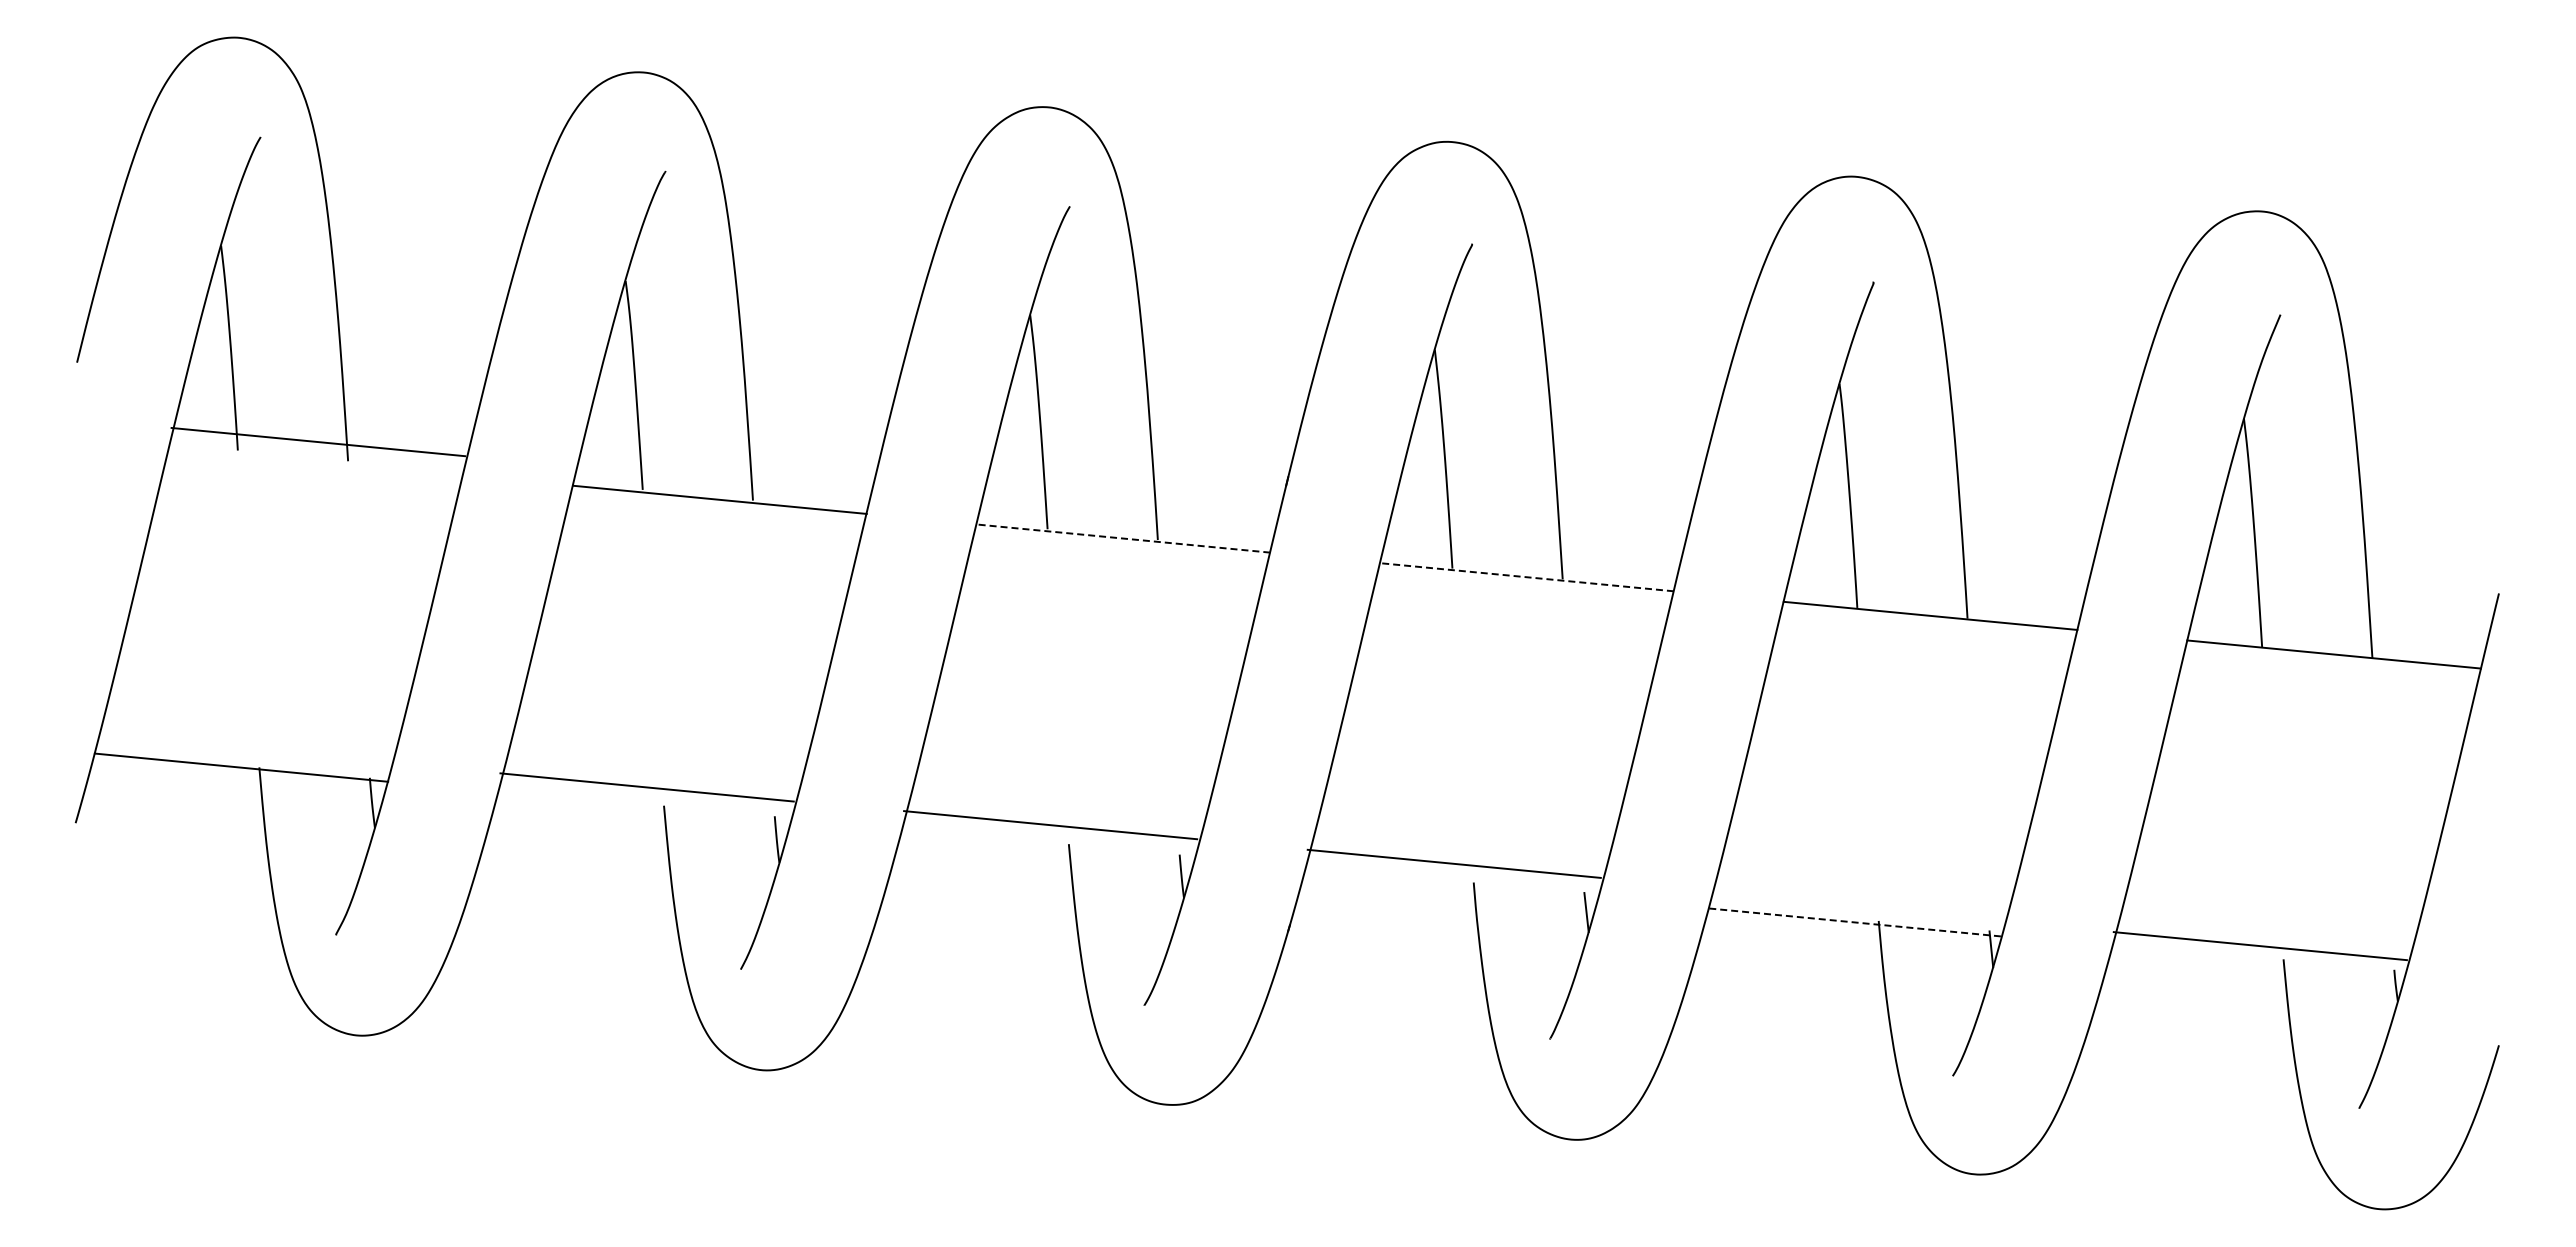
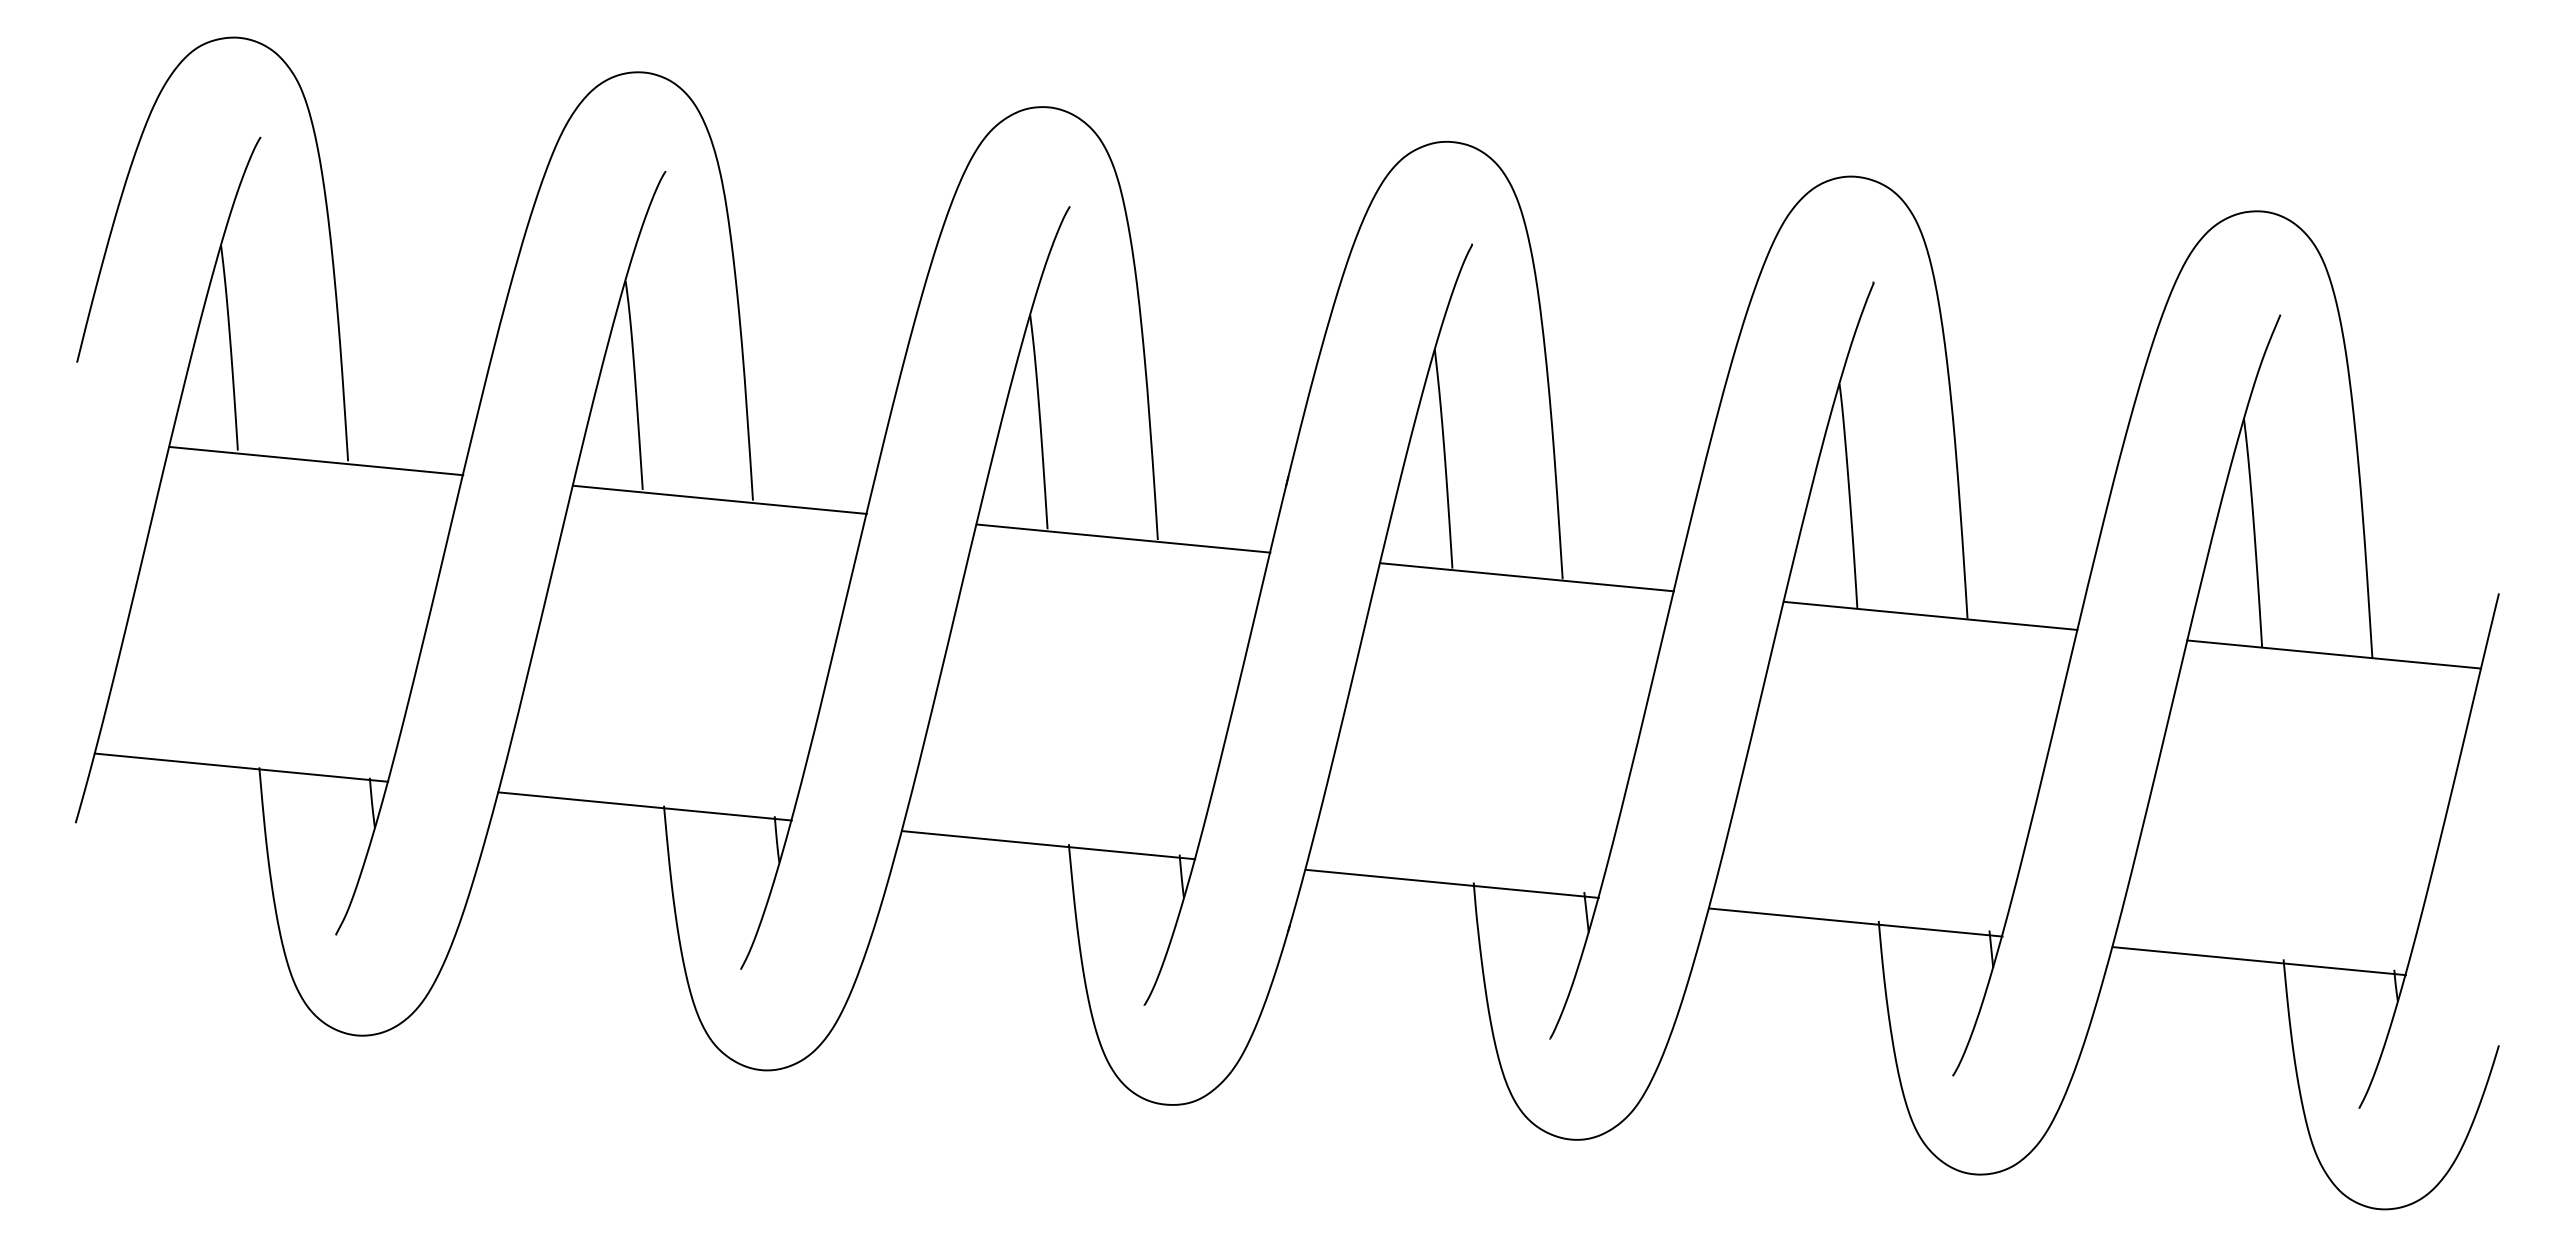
line position: (318, 441) -> (316, 460) (316, 460)
line: dashed -> solid (1122, 538)
line: dashed -> solid (1527, 577)
line position: (646, 787) -> (644, 806) (644, 806)
line position: (1050, 825) -> (1048, 845) (1048, 845)
line position: (1453, 863) -> (1451, 883) (1451, 883)
line: dashed -> solid (1856, 922)
line position: (2259, 946) -> (2258, 961) (2258, 961)
